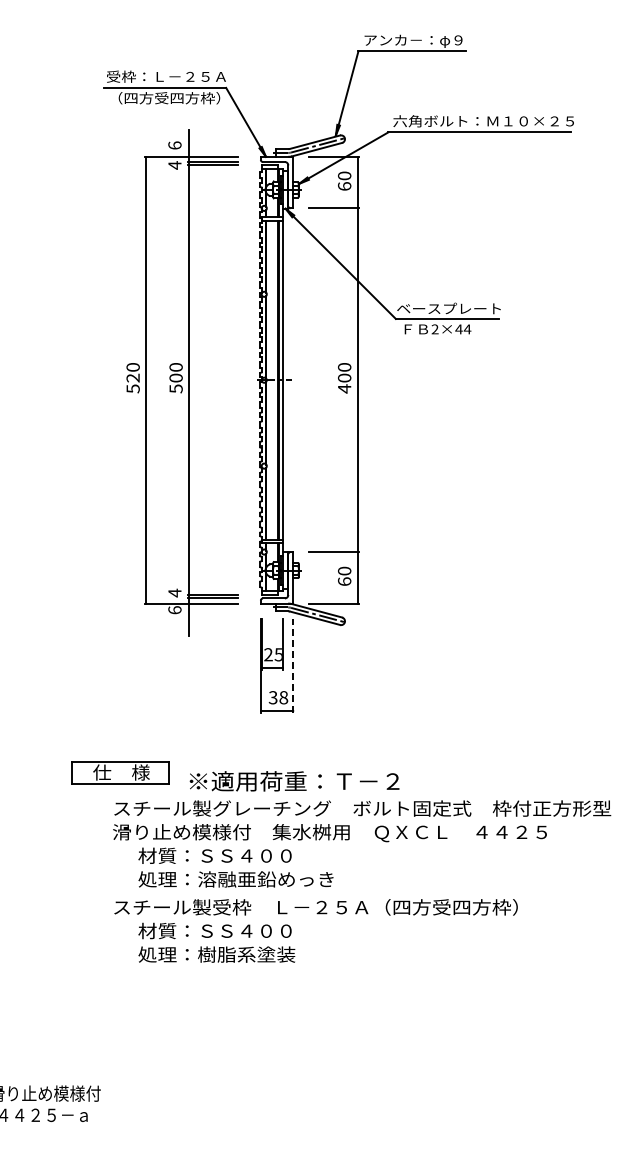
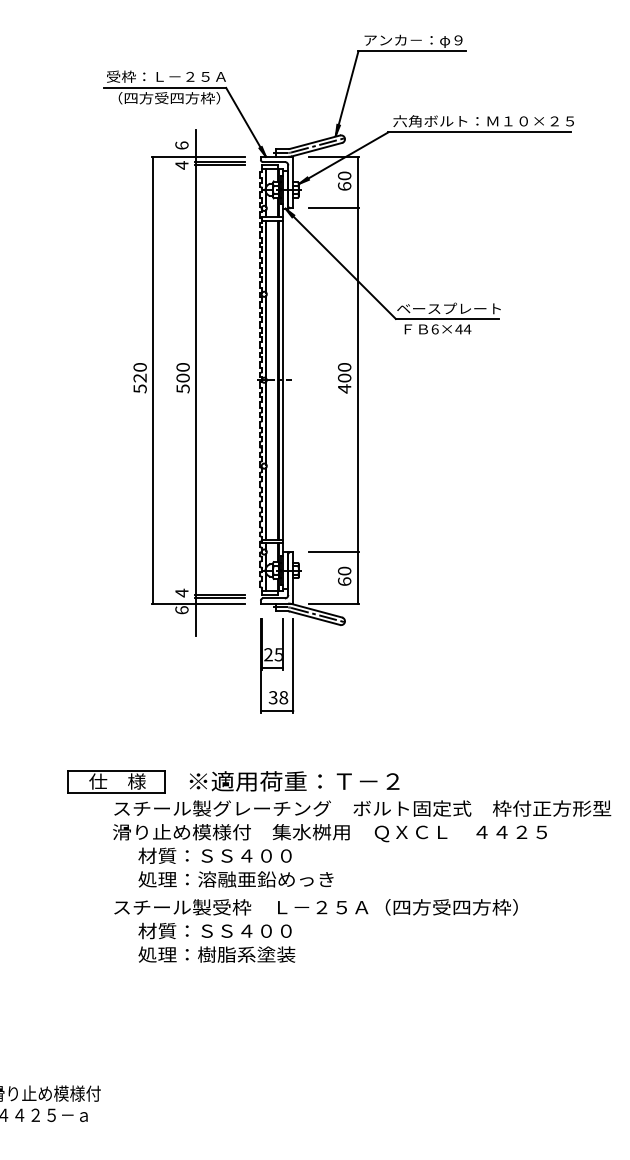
text: 2×44 -> 6×44 (434, 329)
part position: (182, 382) -> (189, 382) (189, 382)
line: dashed -> solid (293, 665)
part position: (120, 772) -> (116, 781) (116, 781)
